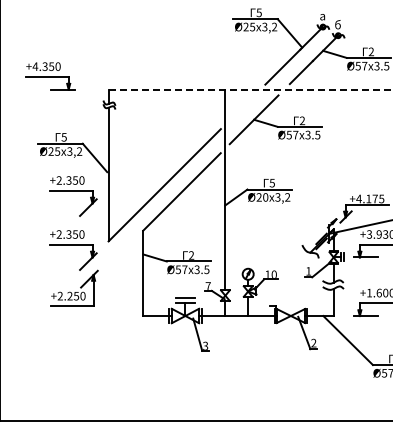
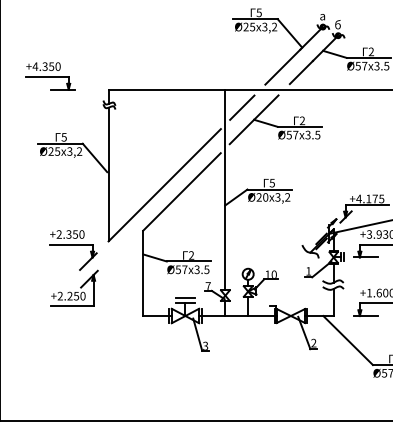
line: dashed -> solid (250, 90)
line: none -> present (242, 107)
part: present -> none (73, 196)
